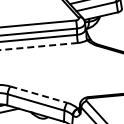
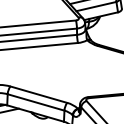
line: dashed -> solid (39, 46)
line: dashed -> solid (38, 94)
